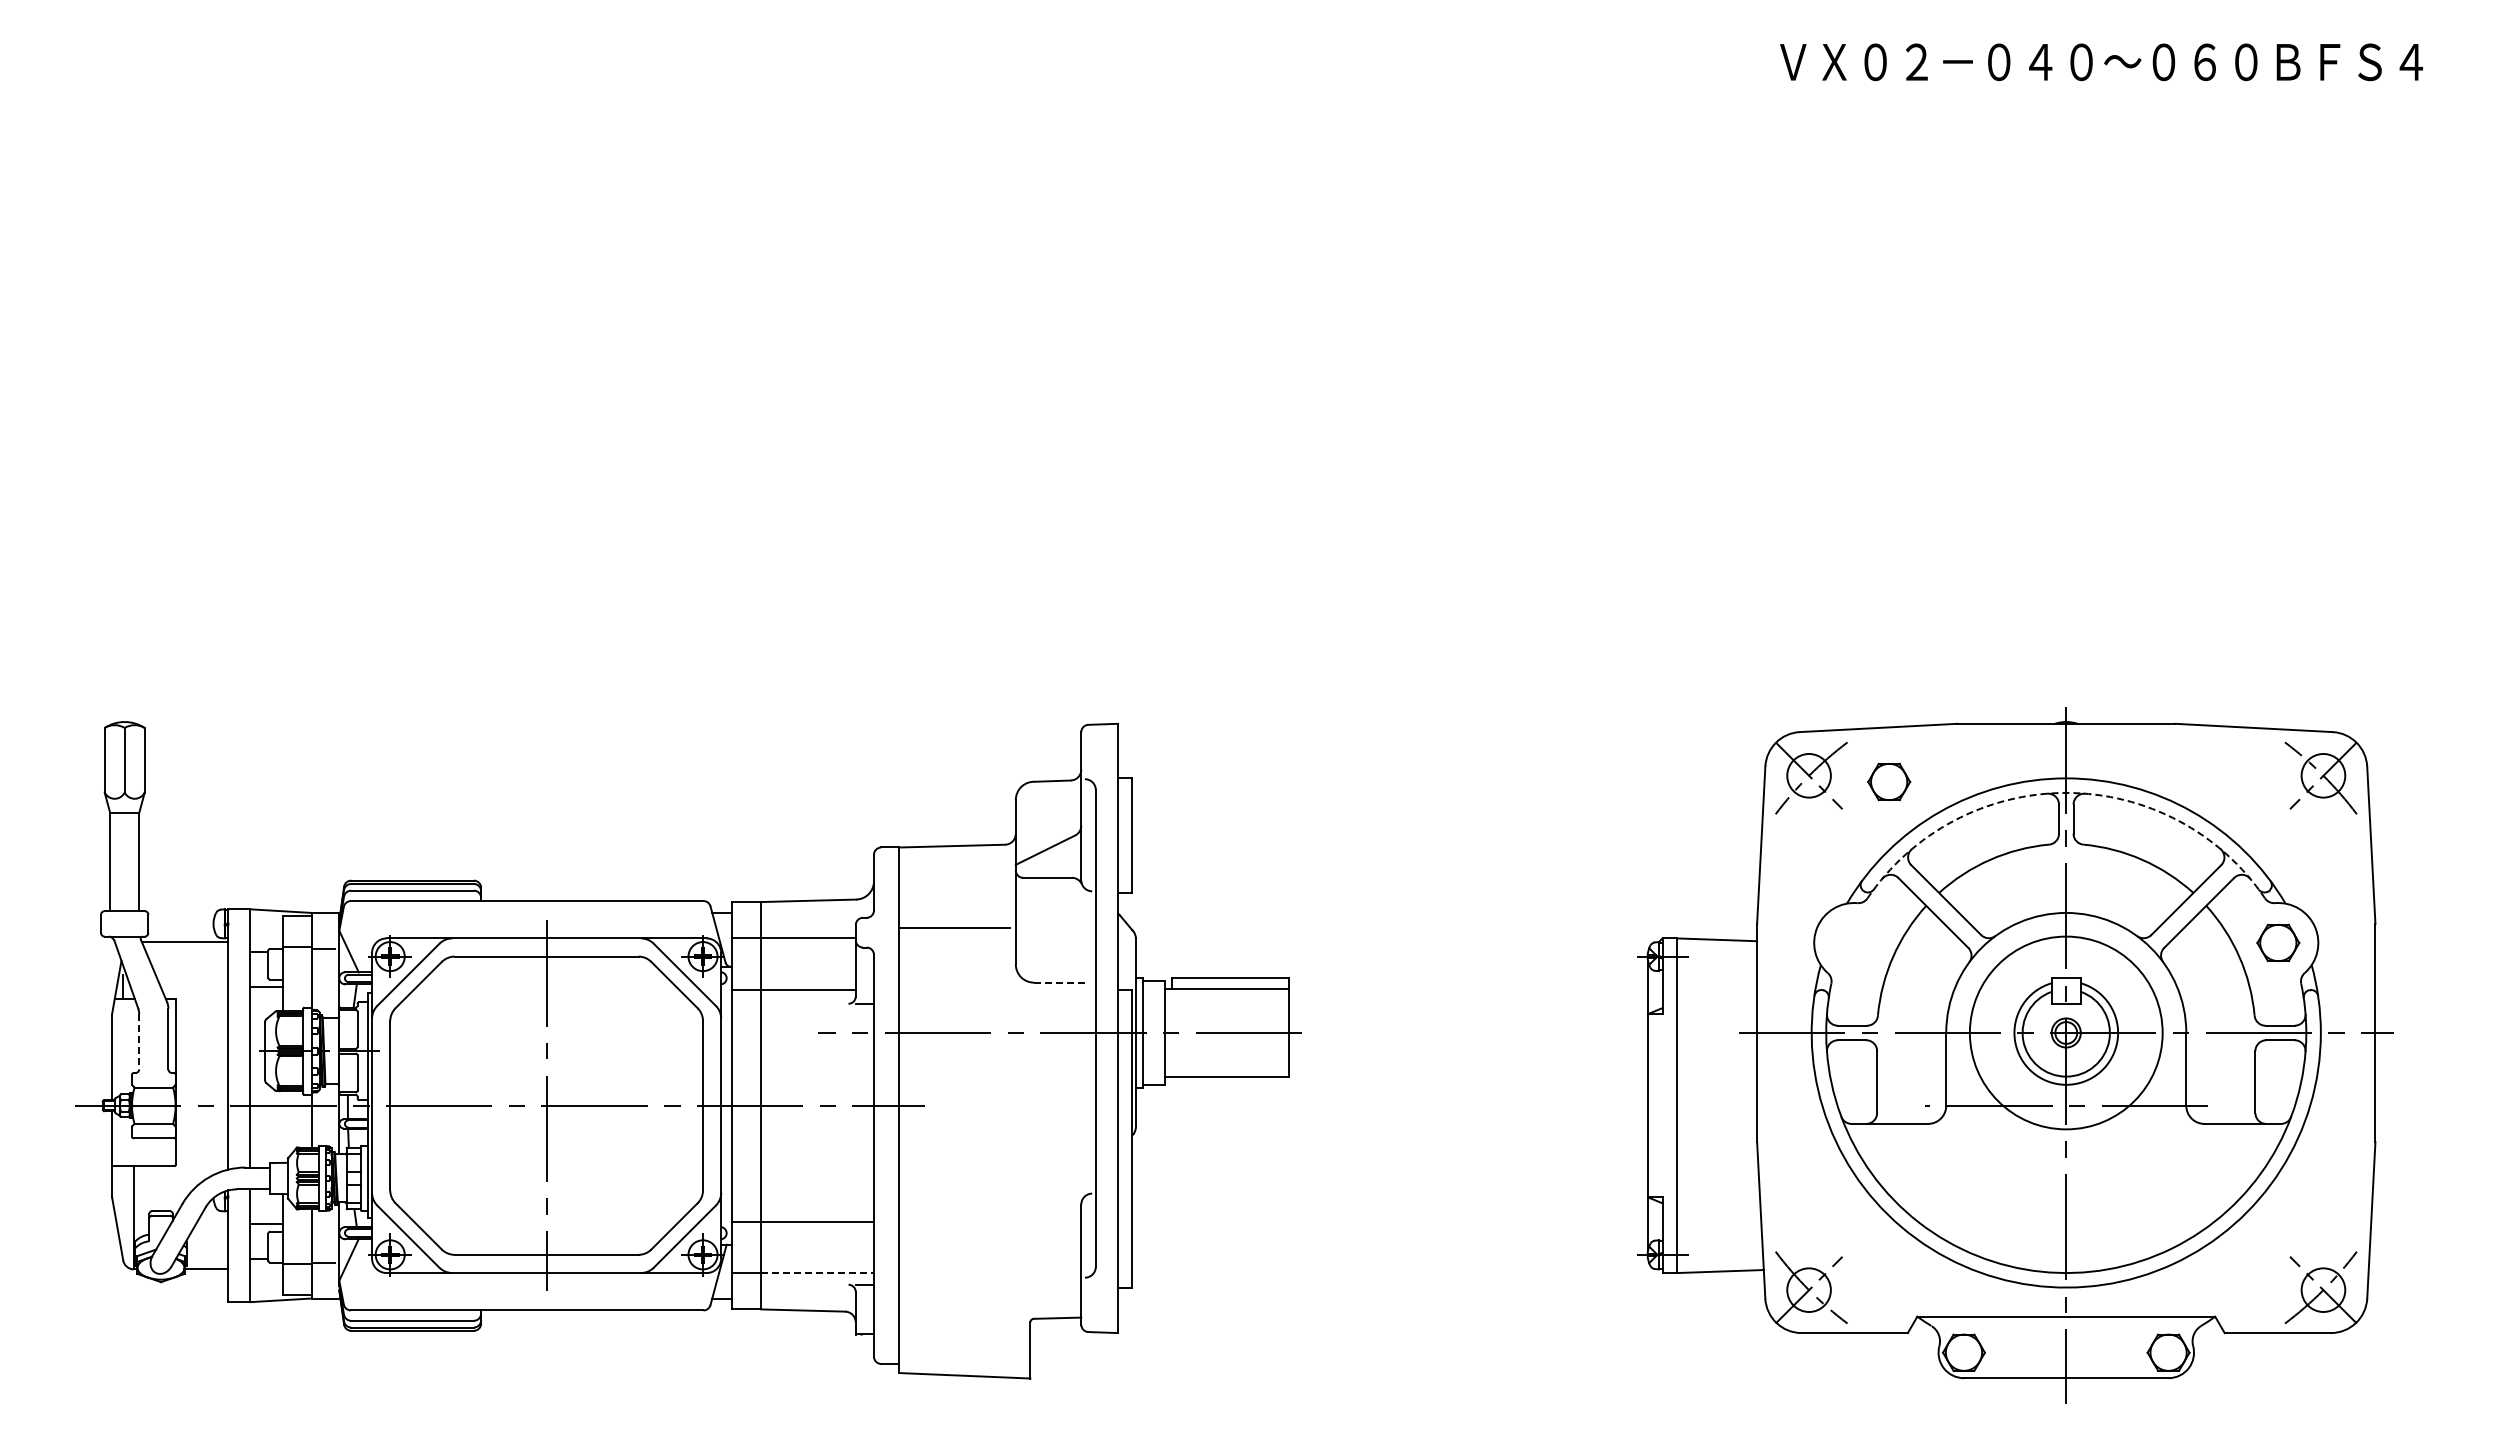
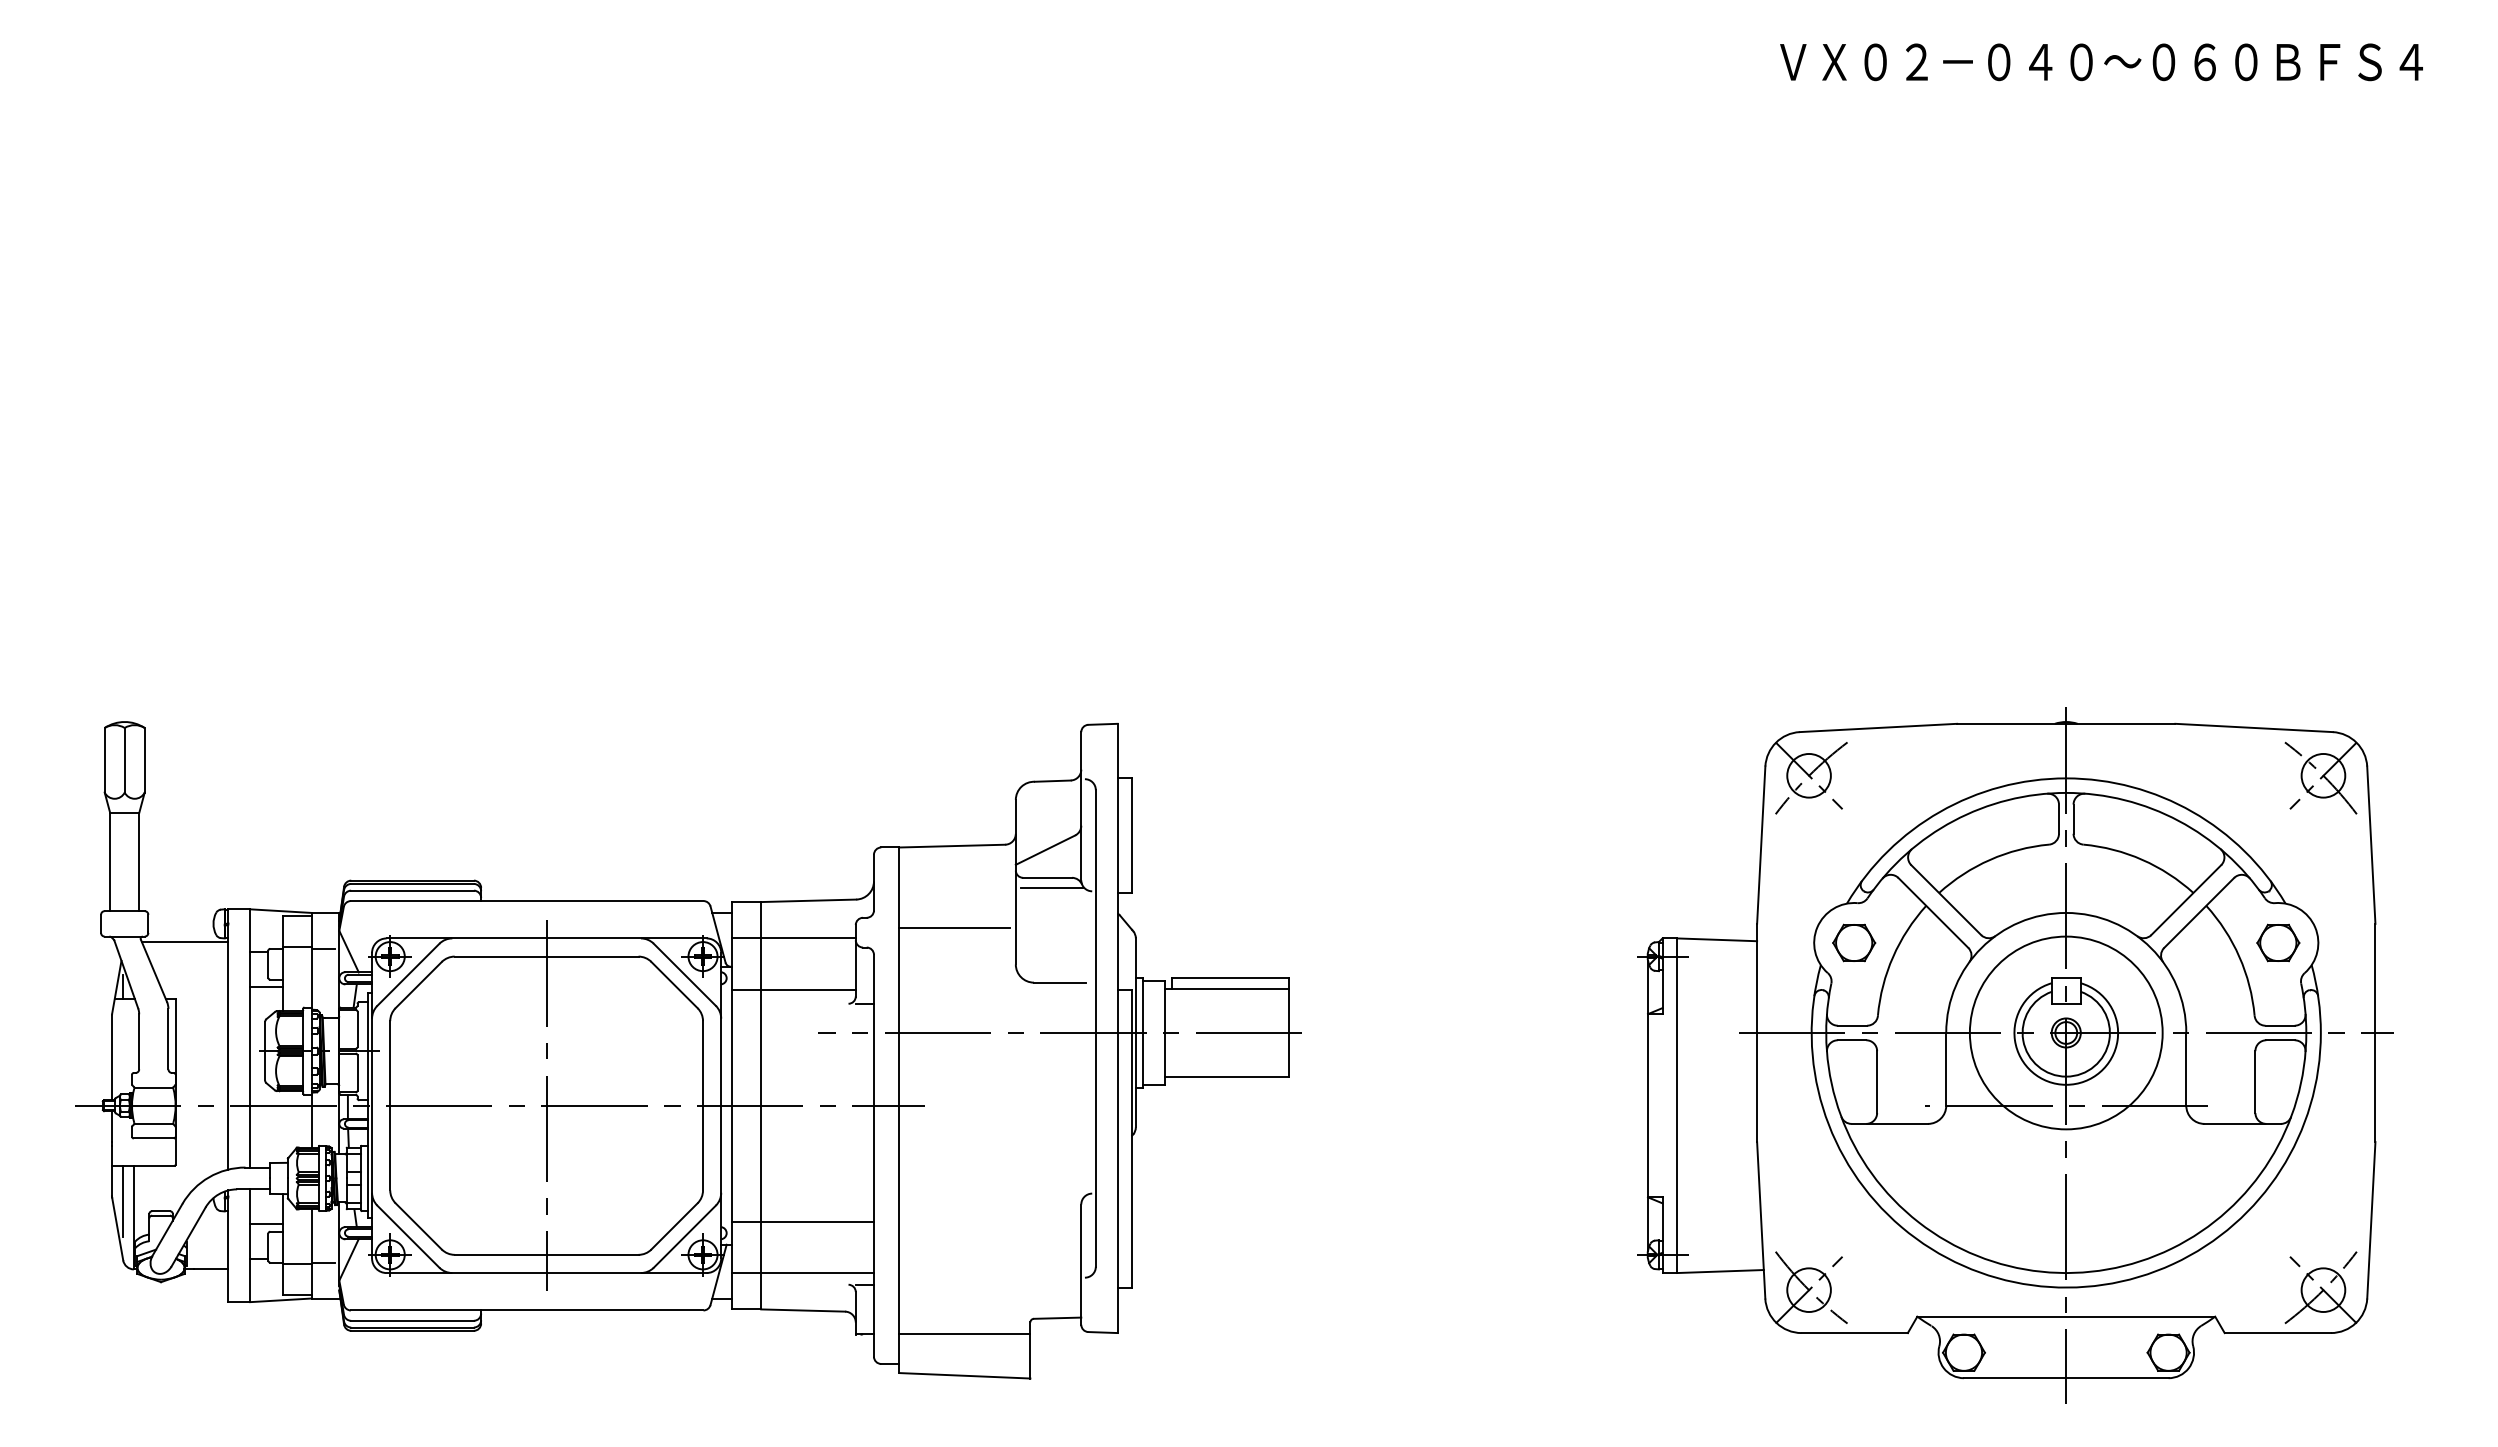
part position: (1889, 781) -> (1854, 942) (1854, 942)
arc: dashed -> solid (2066, 792)
line: none -> present (1052, 888)
line: dashed -> solid (1059, 982)
line: dashed -> solid (139, 1041)
line: none -> present (123, 1200)
line: dashed -> solid (818, 1273)
line: none -> present (964, 1334)
